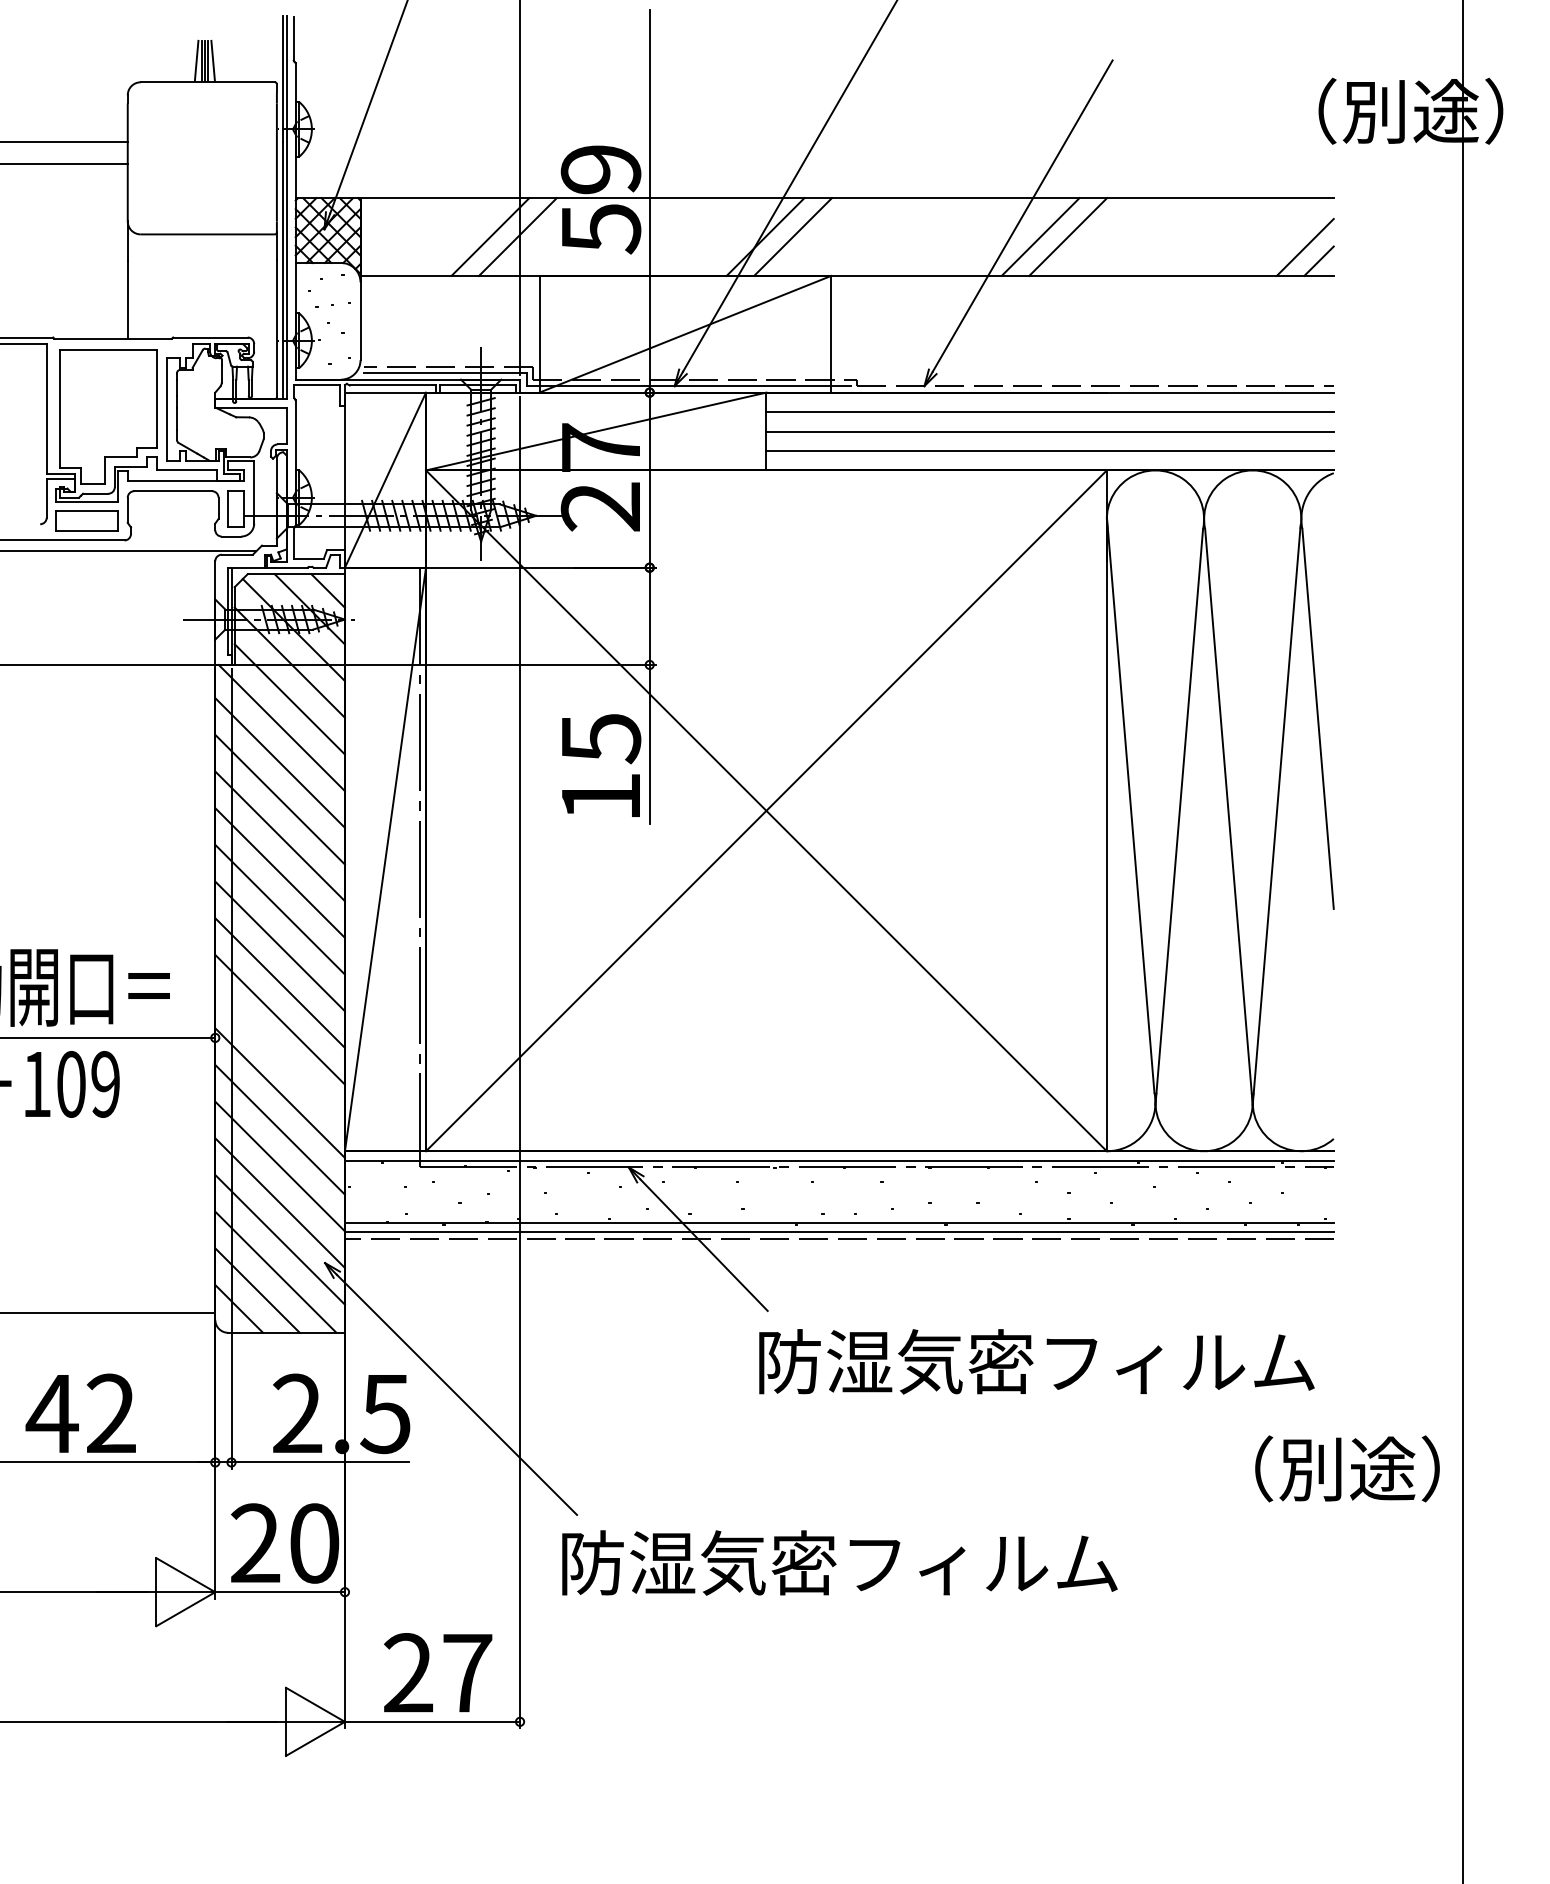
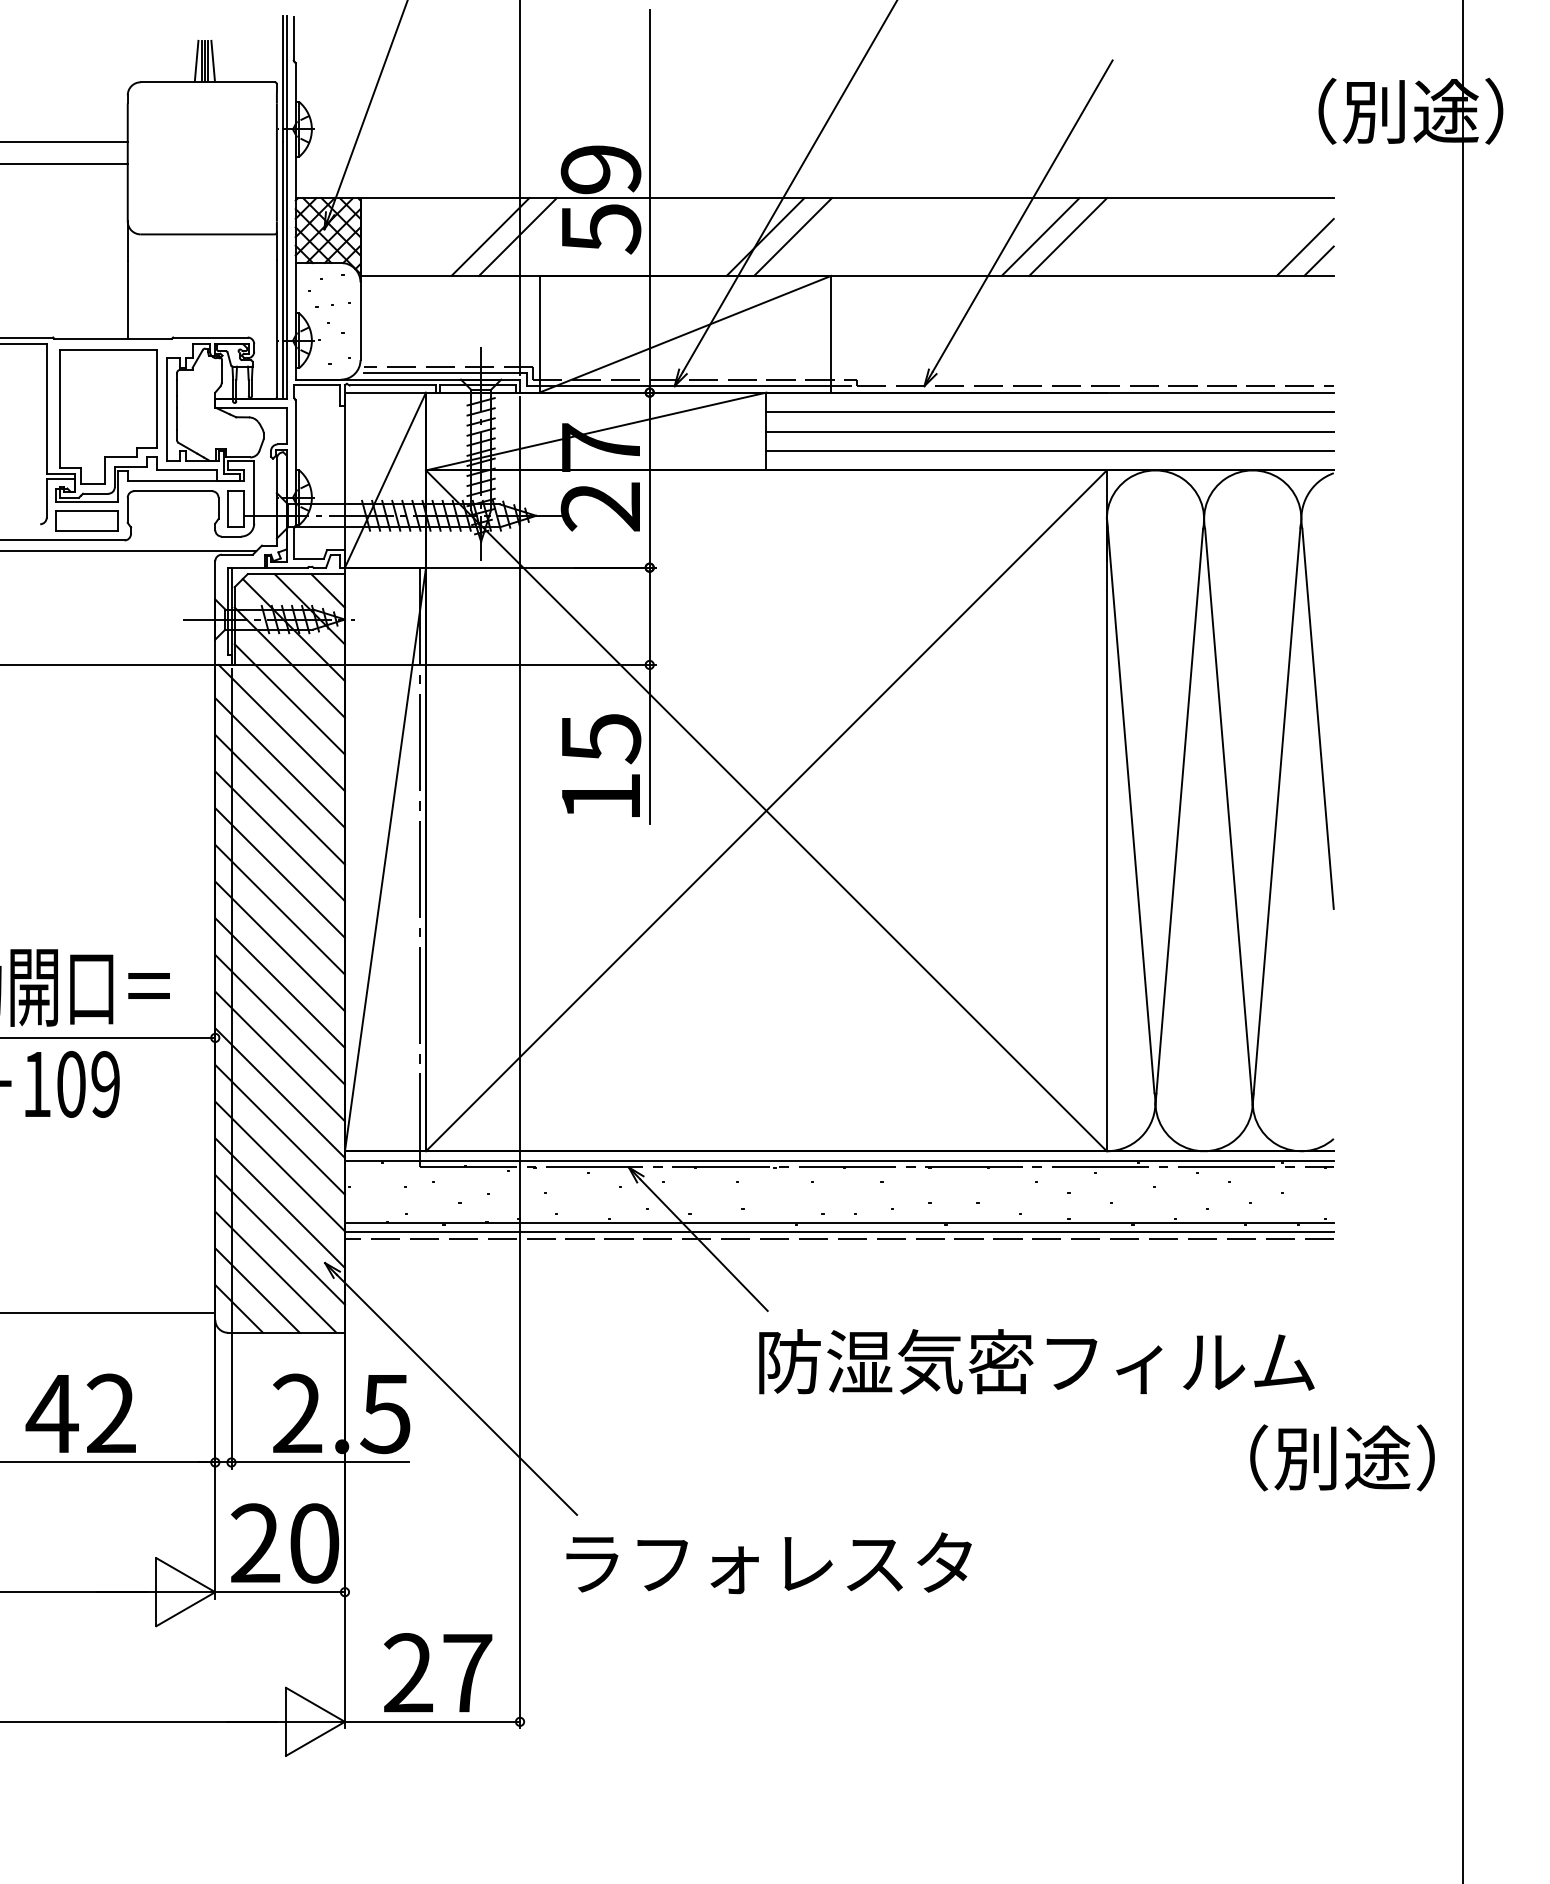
line: none -> present (279, 1056)
text position: (1347, 1468) -> (1342, 1457) (1342, 1457)
text: 防湿気密フィルム -> ラフォレスタ (839, 1562)
